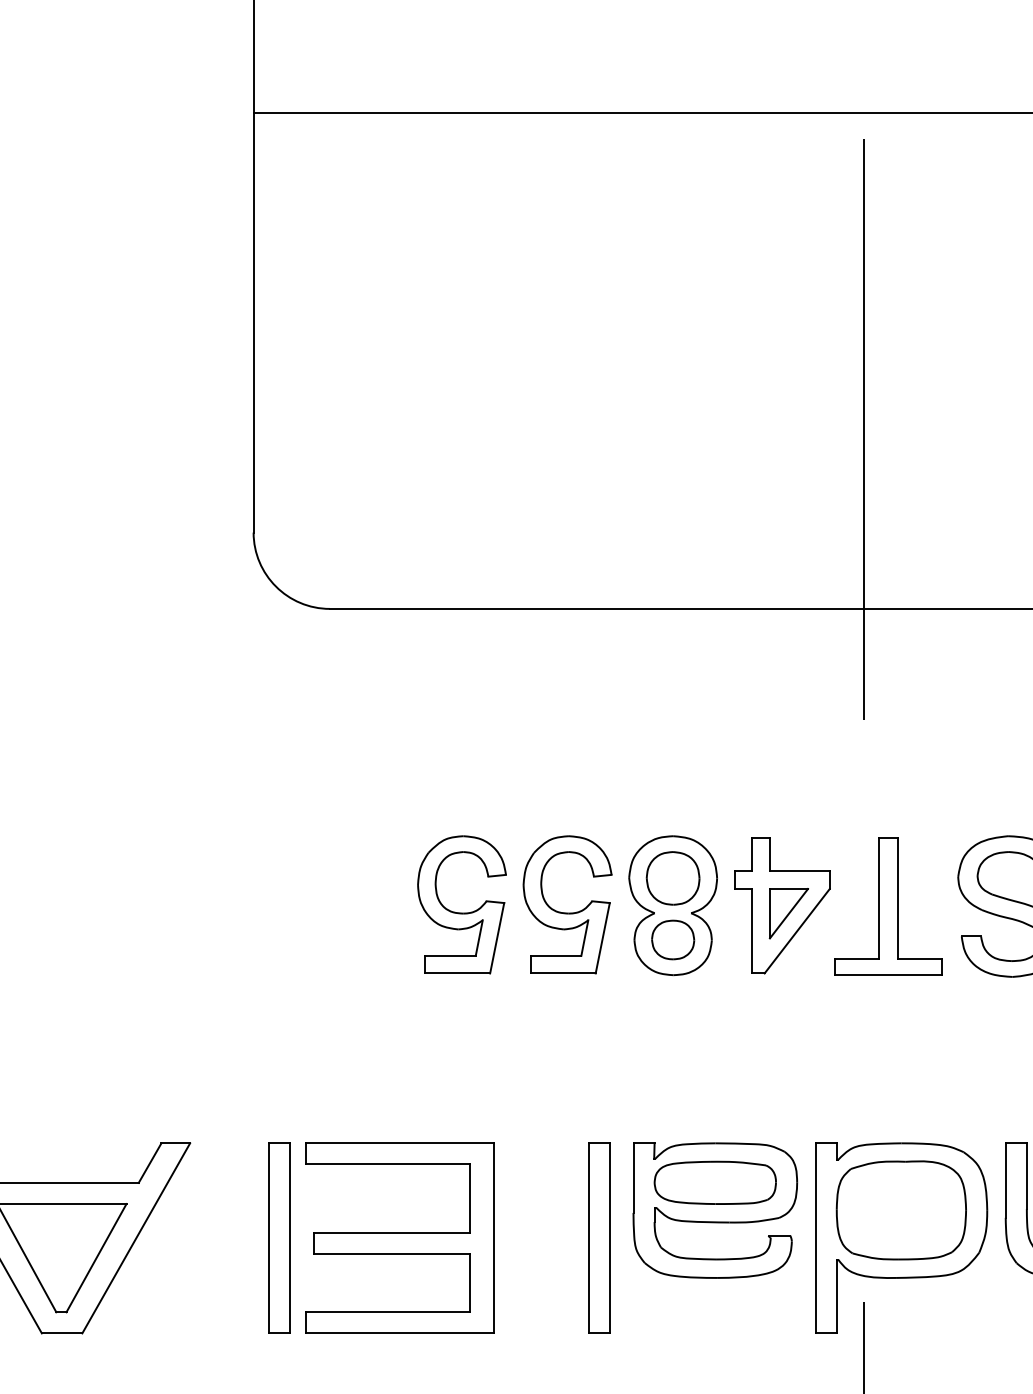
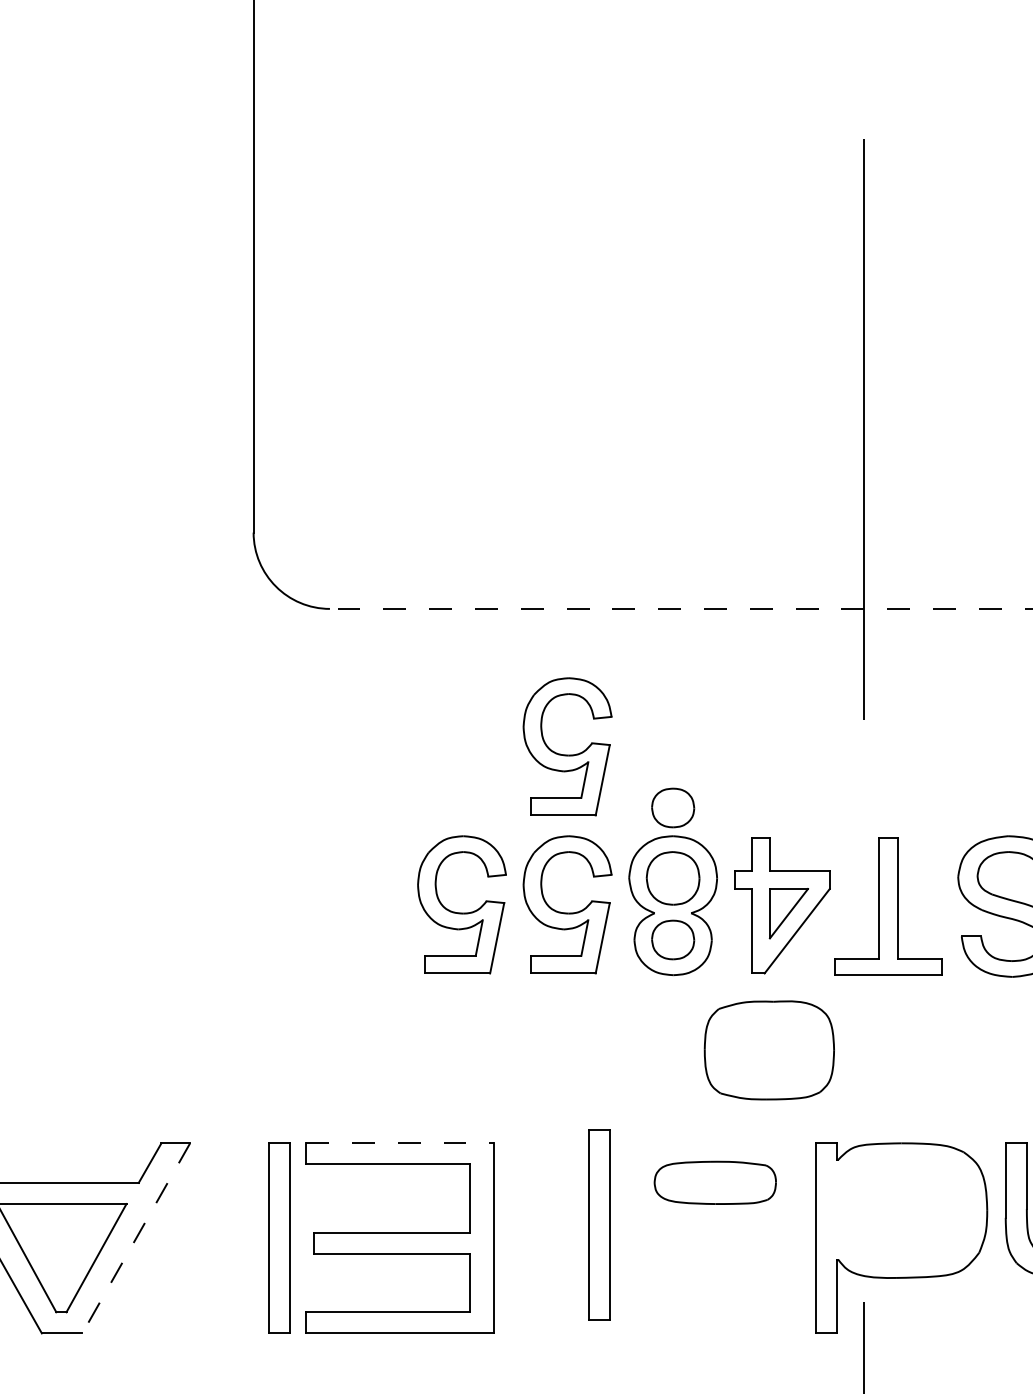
line: present -> none (641, 112)
line: solid -> dashed (680, 608)
part: none -> present (567, 754)
part: none -> present (673, 807)
line: solid -> dashed (399, 1143)
part: present -> none (715, 1210)
part position: (900, 1210) -> (768, 1050) (768, 1050)
part position: (599, 1237) -> (599, 1224) (599, 1224)
line: solid -> dashed (136, 1238)
